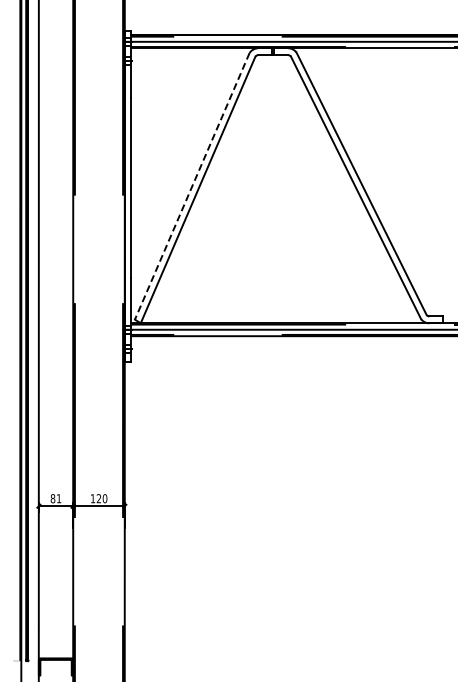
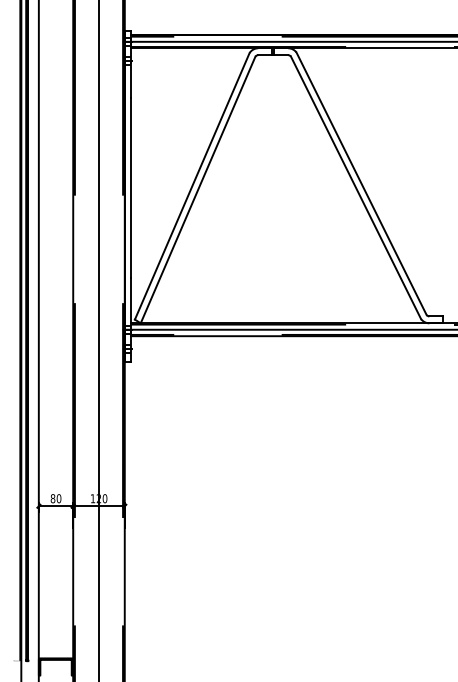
line: dashed -> solid (192, 186)
line: none -> present (99, 340)
text: 81 -> 80 (58, 498)
